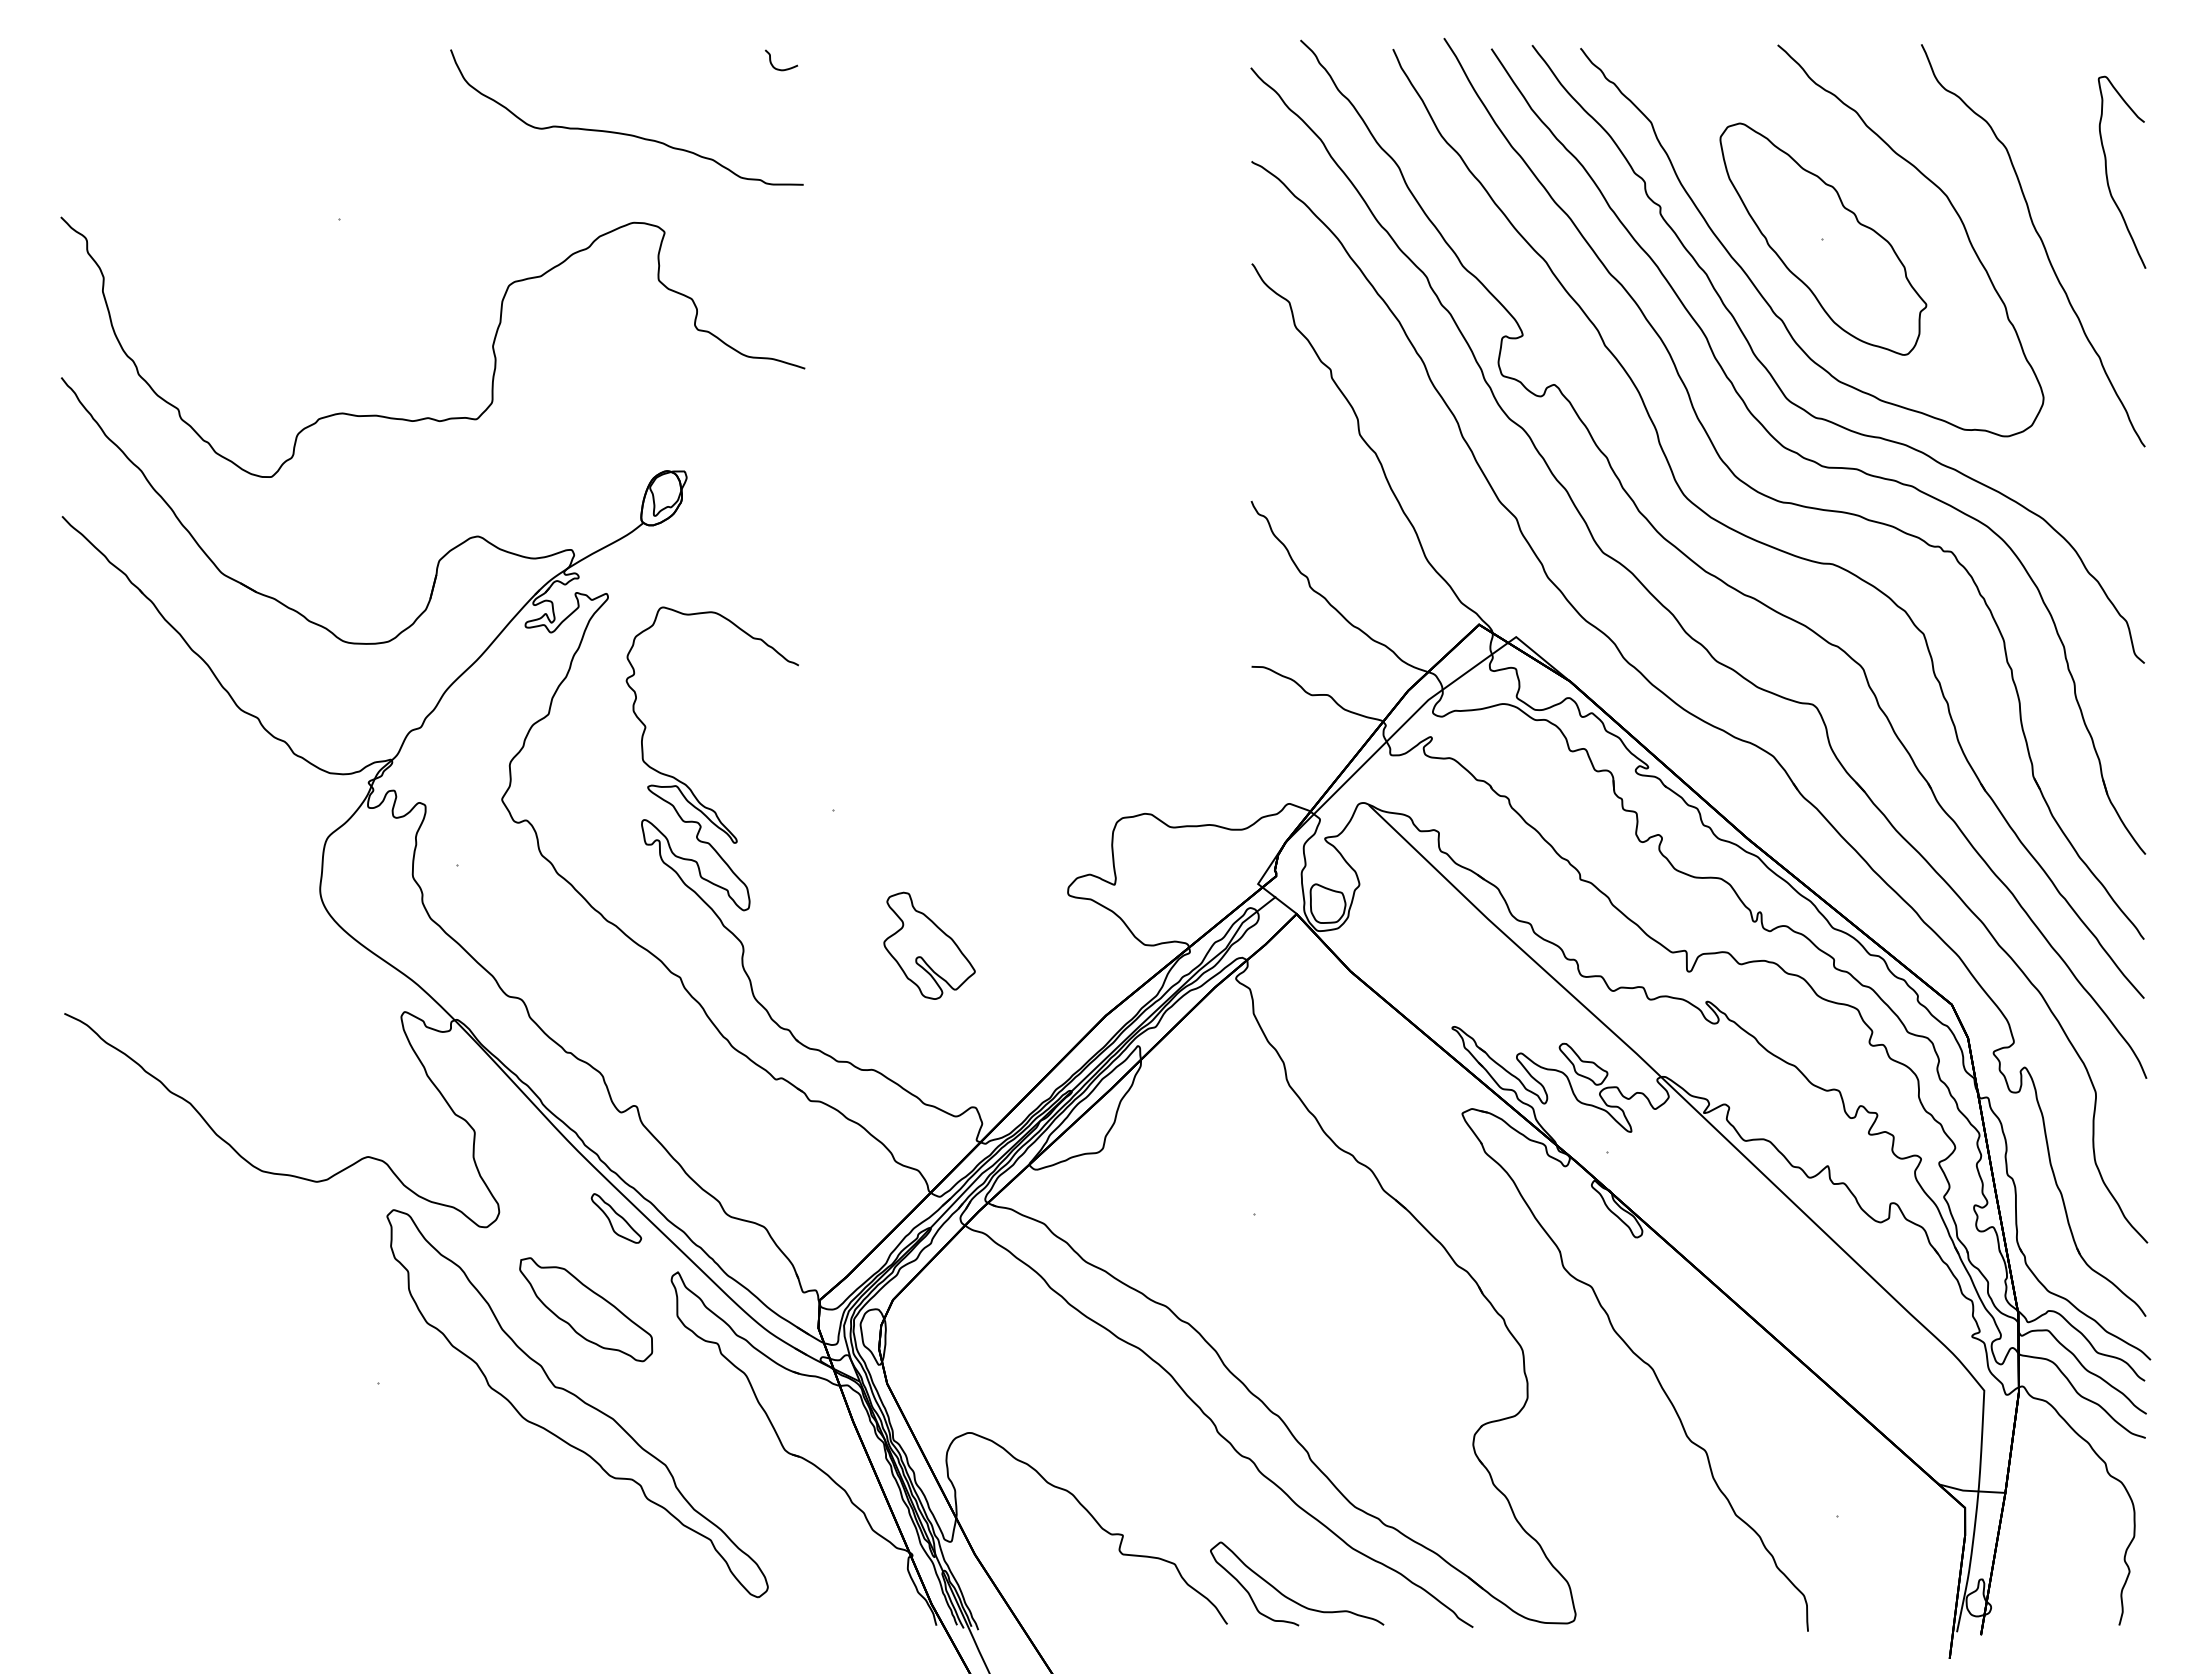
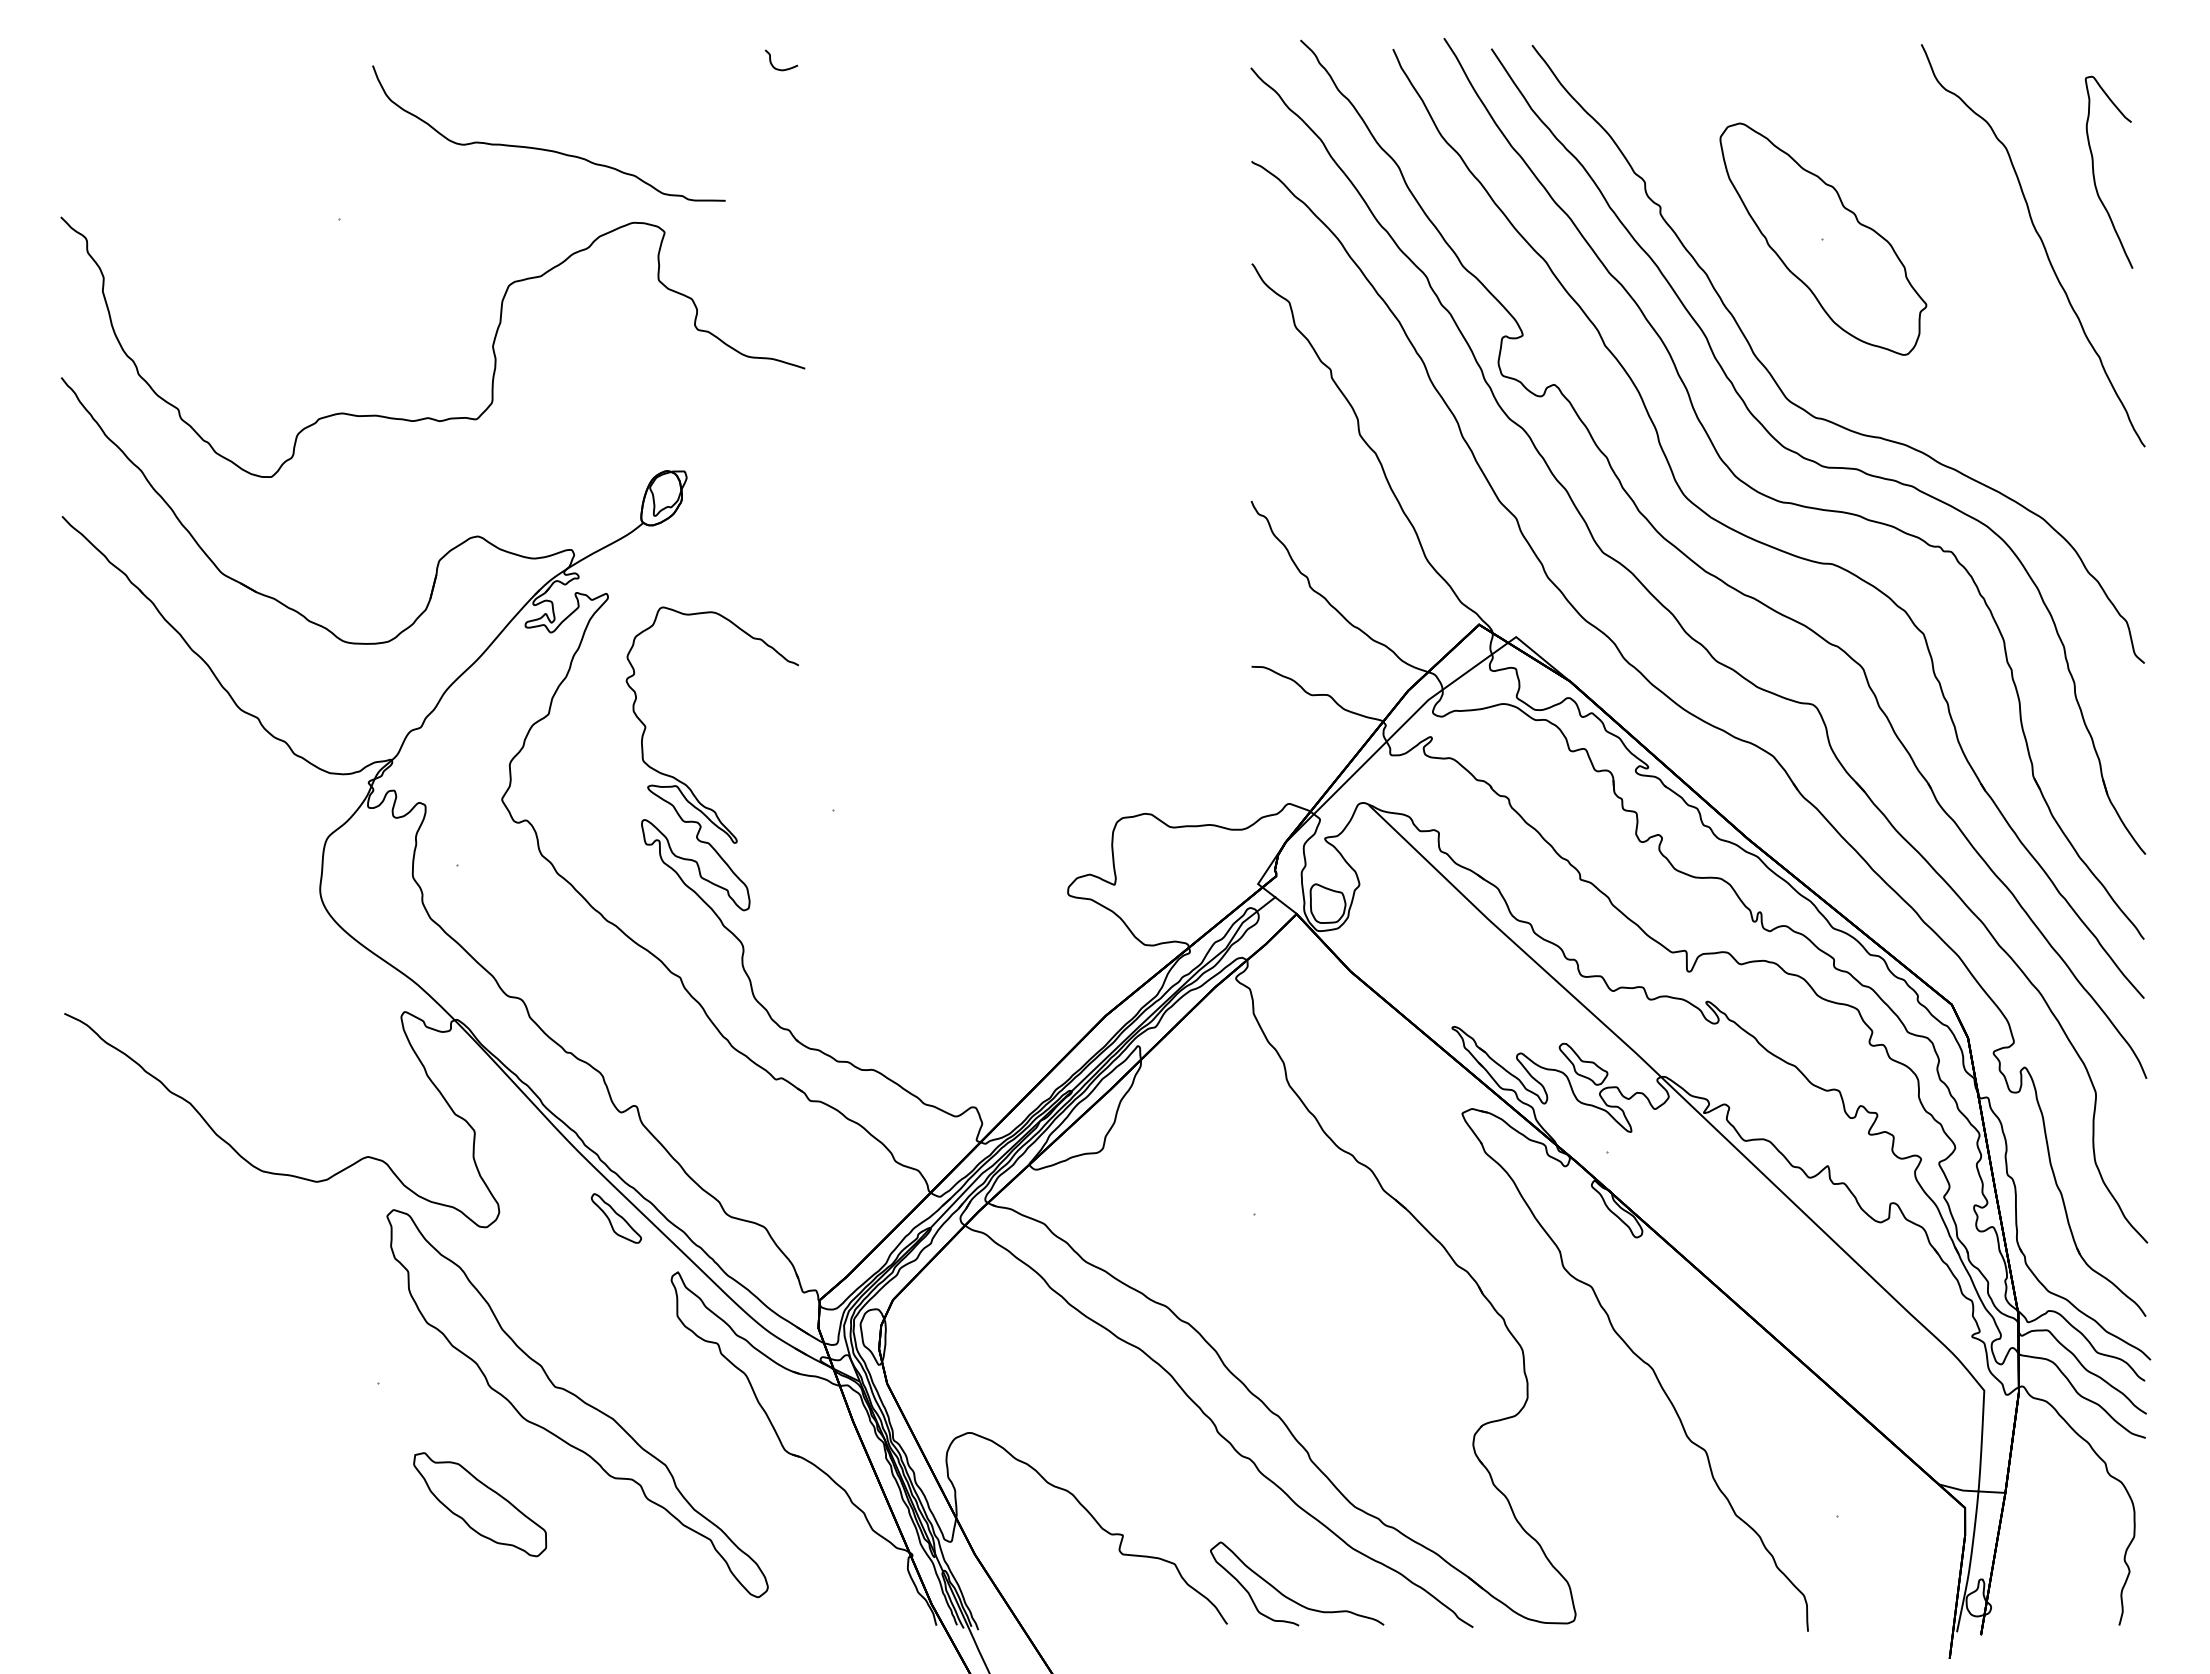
curve position: (621, 132) -> (543, 148) (543, 148)
curve position: (2107, 171) -> (2094, 171) (2094, 171)
curve: present -> none (1751, 279)
part: present -> none (929, 945)
part position: (586, 1309) -> (480, 1504) (480, 1504)
